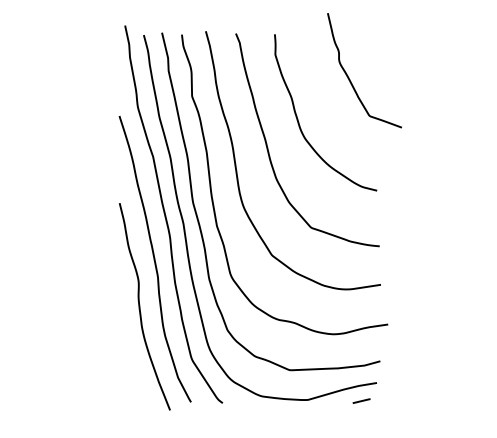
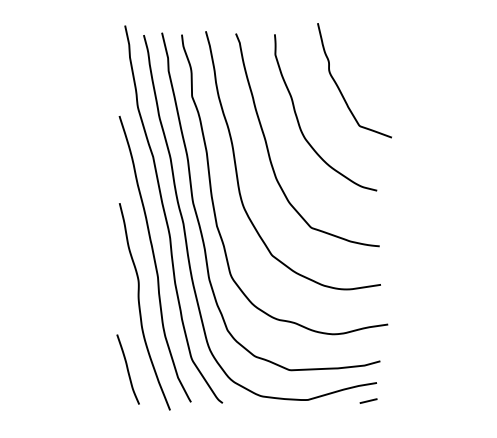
curve position: (349, 77) -> (339, 87) (339, 87)
curve: none -> present (127, 369)
line position: (361, 400) -> (368, 400) (368, 400)
